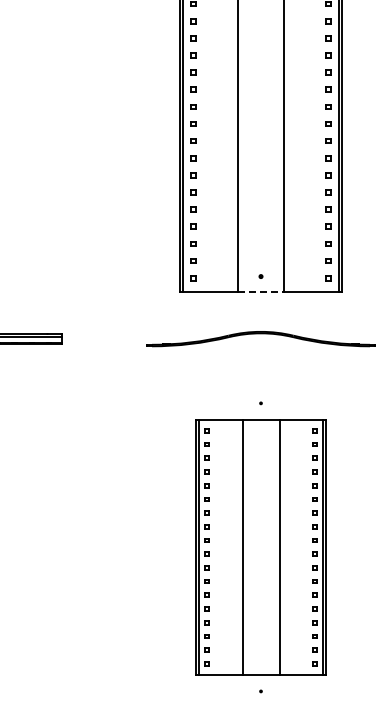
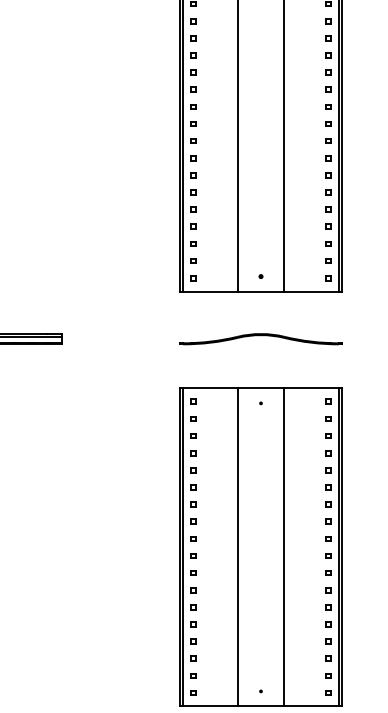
line: dashed -> solid (261, 291)
part size: 230x17 px -> 164x13 px (260, 339)
part size: 132x257 px -> 164x320 px (260, 546)
